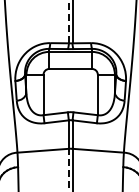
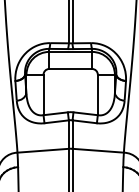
line: dashed -> solid (68, 21)
line: dashed -> solid (68, 169)
